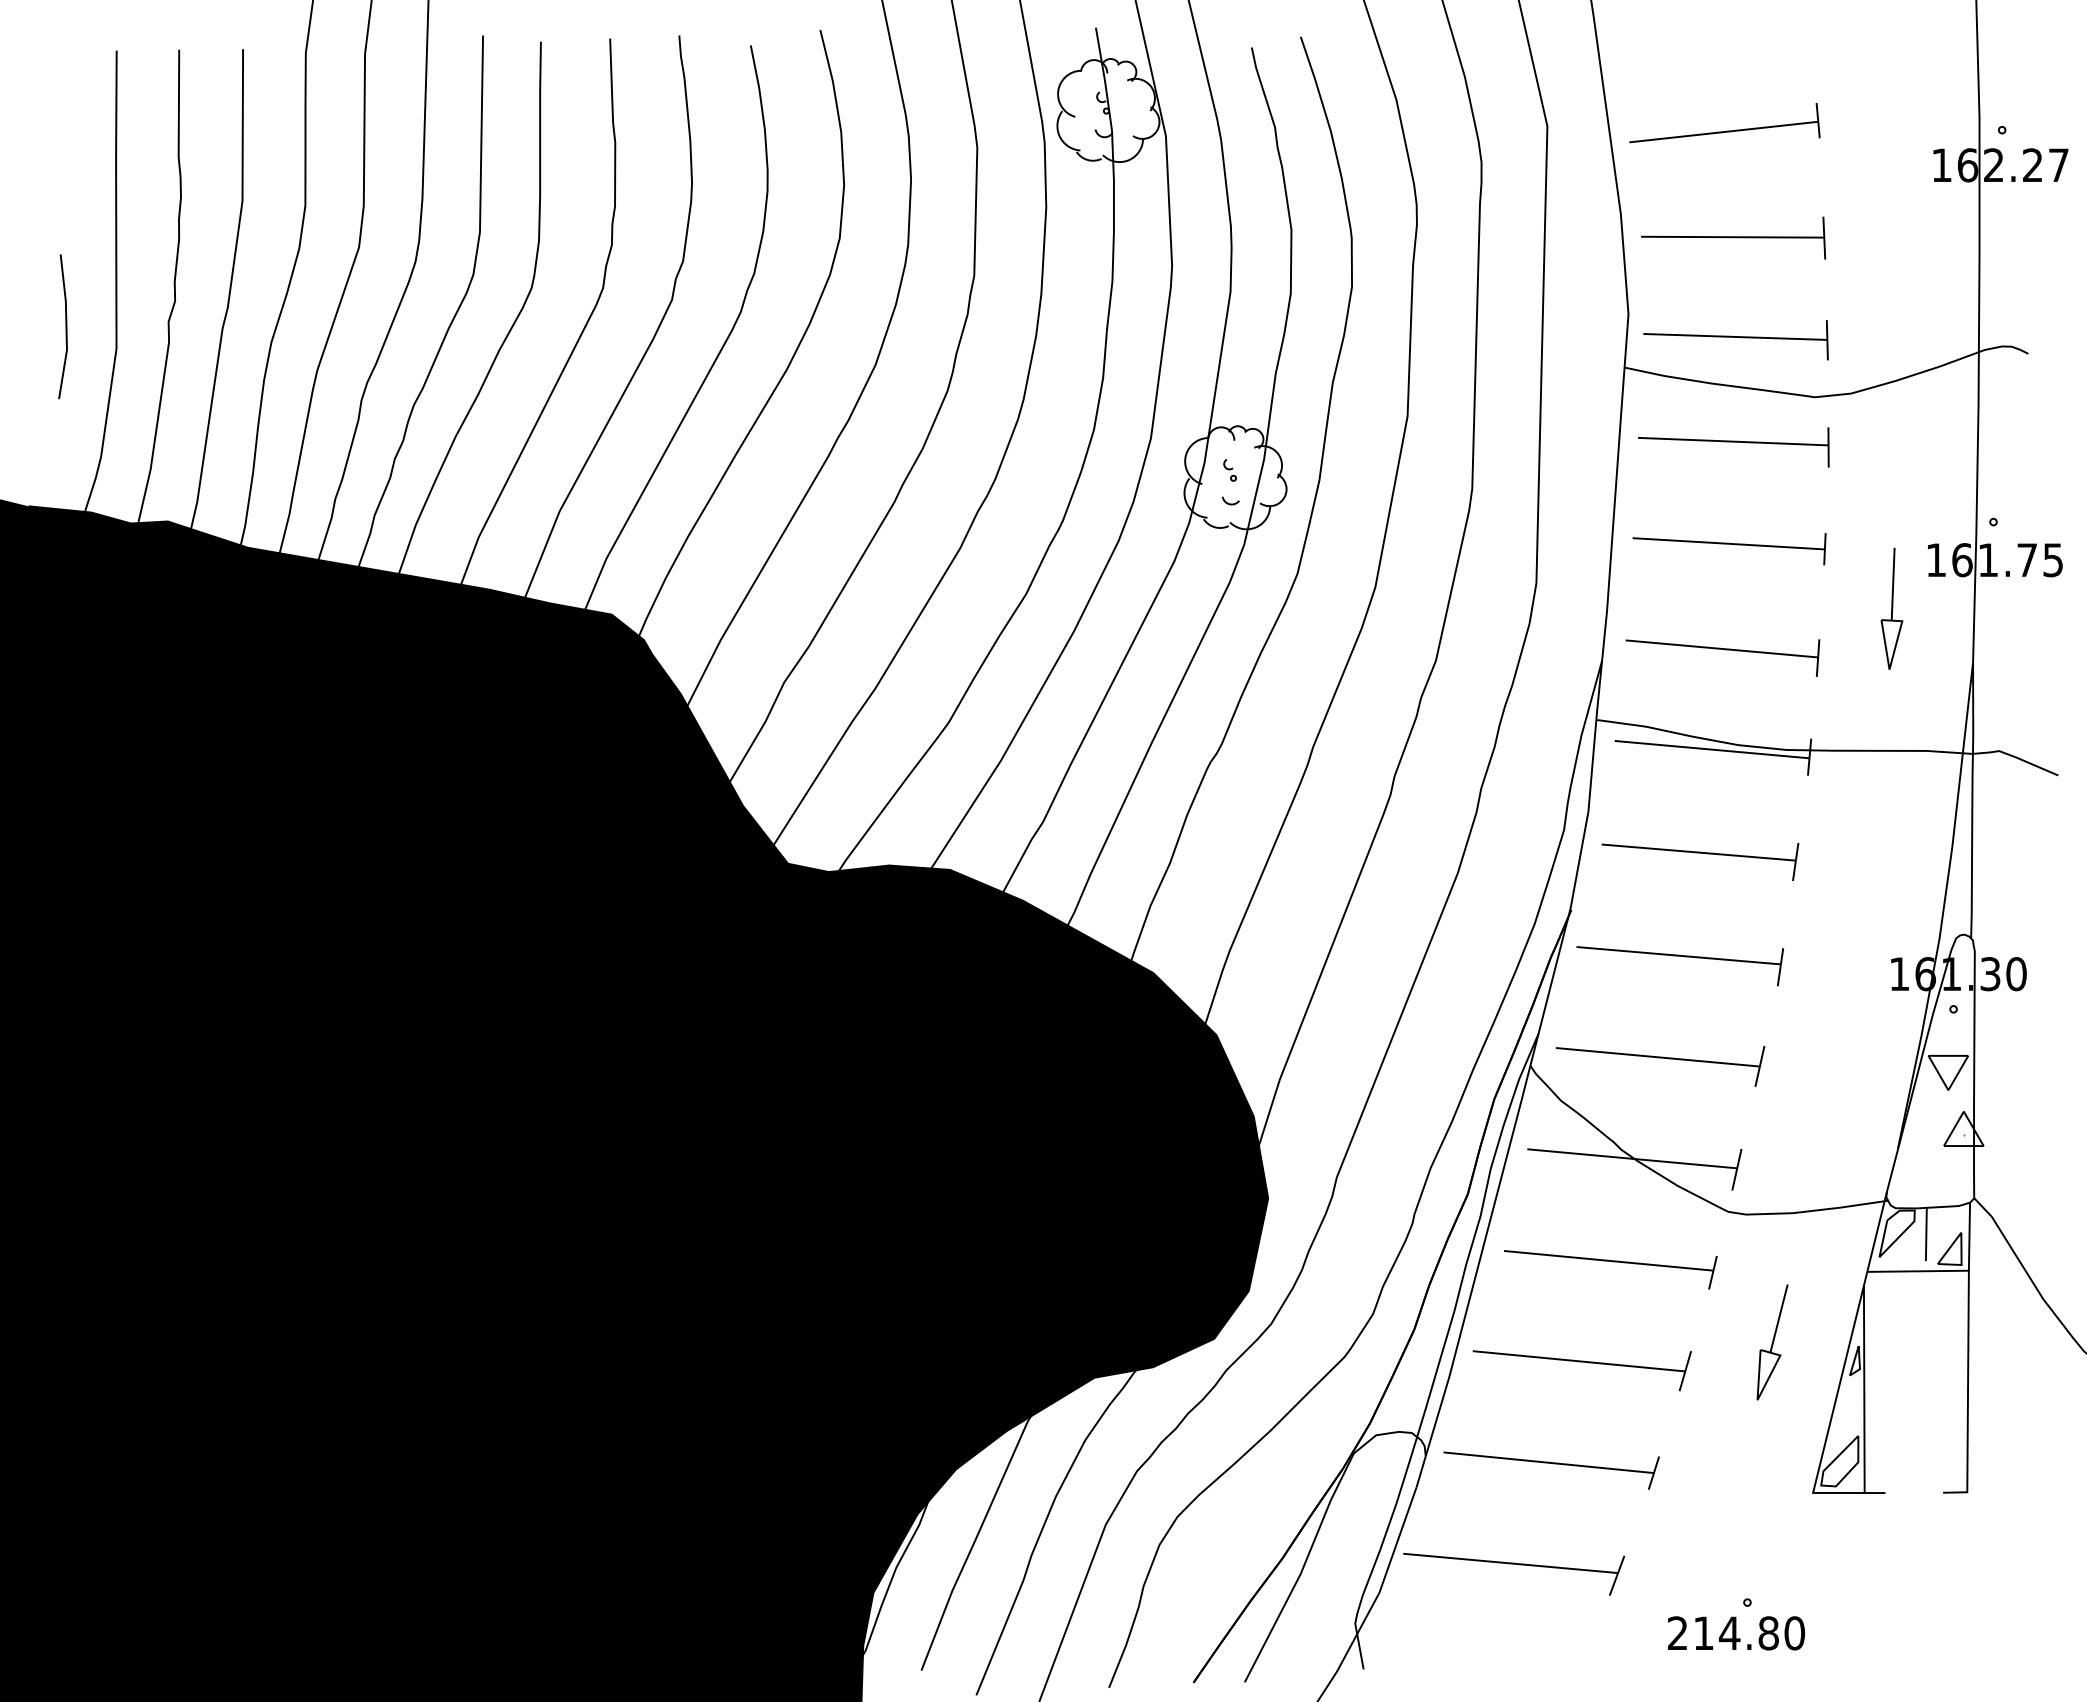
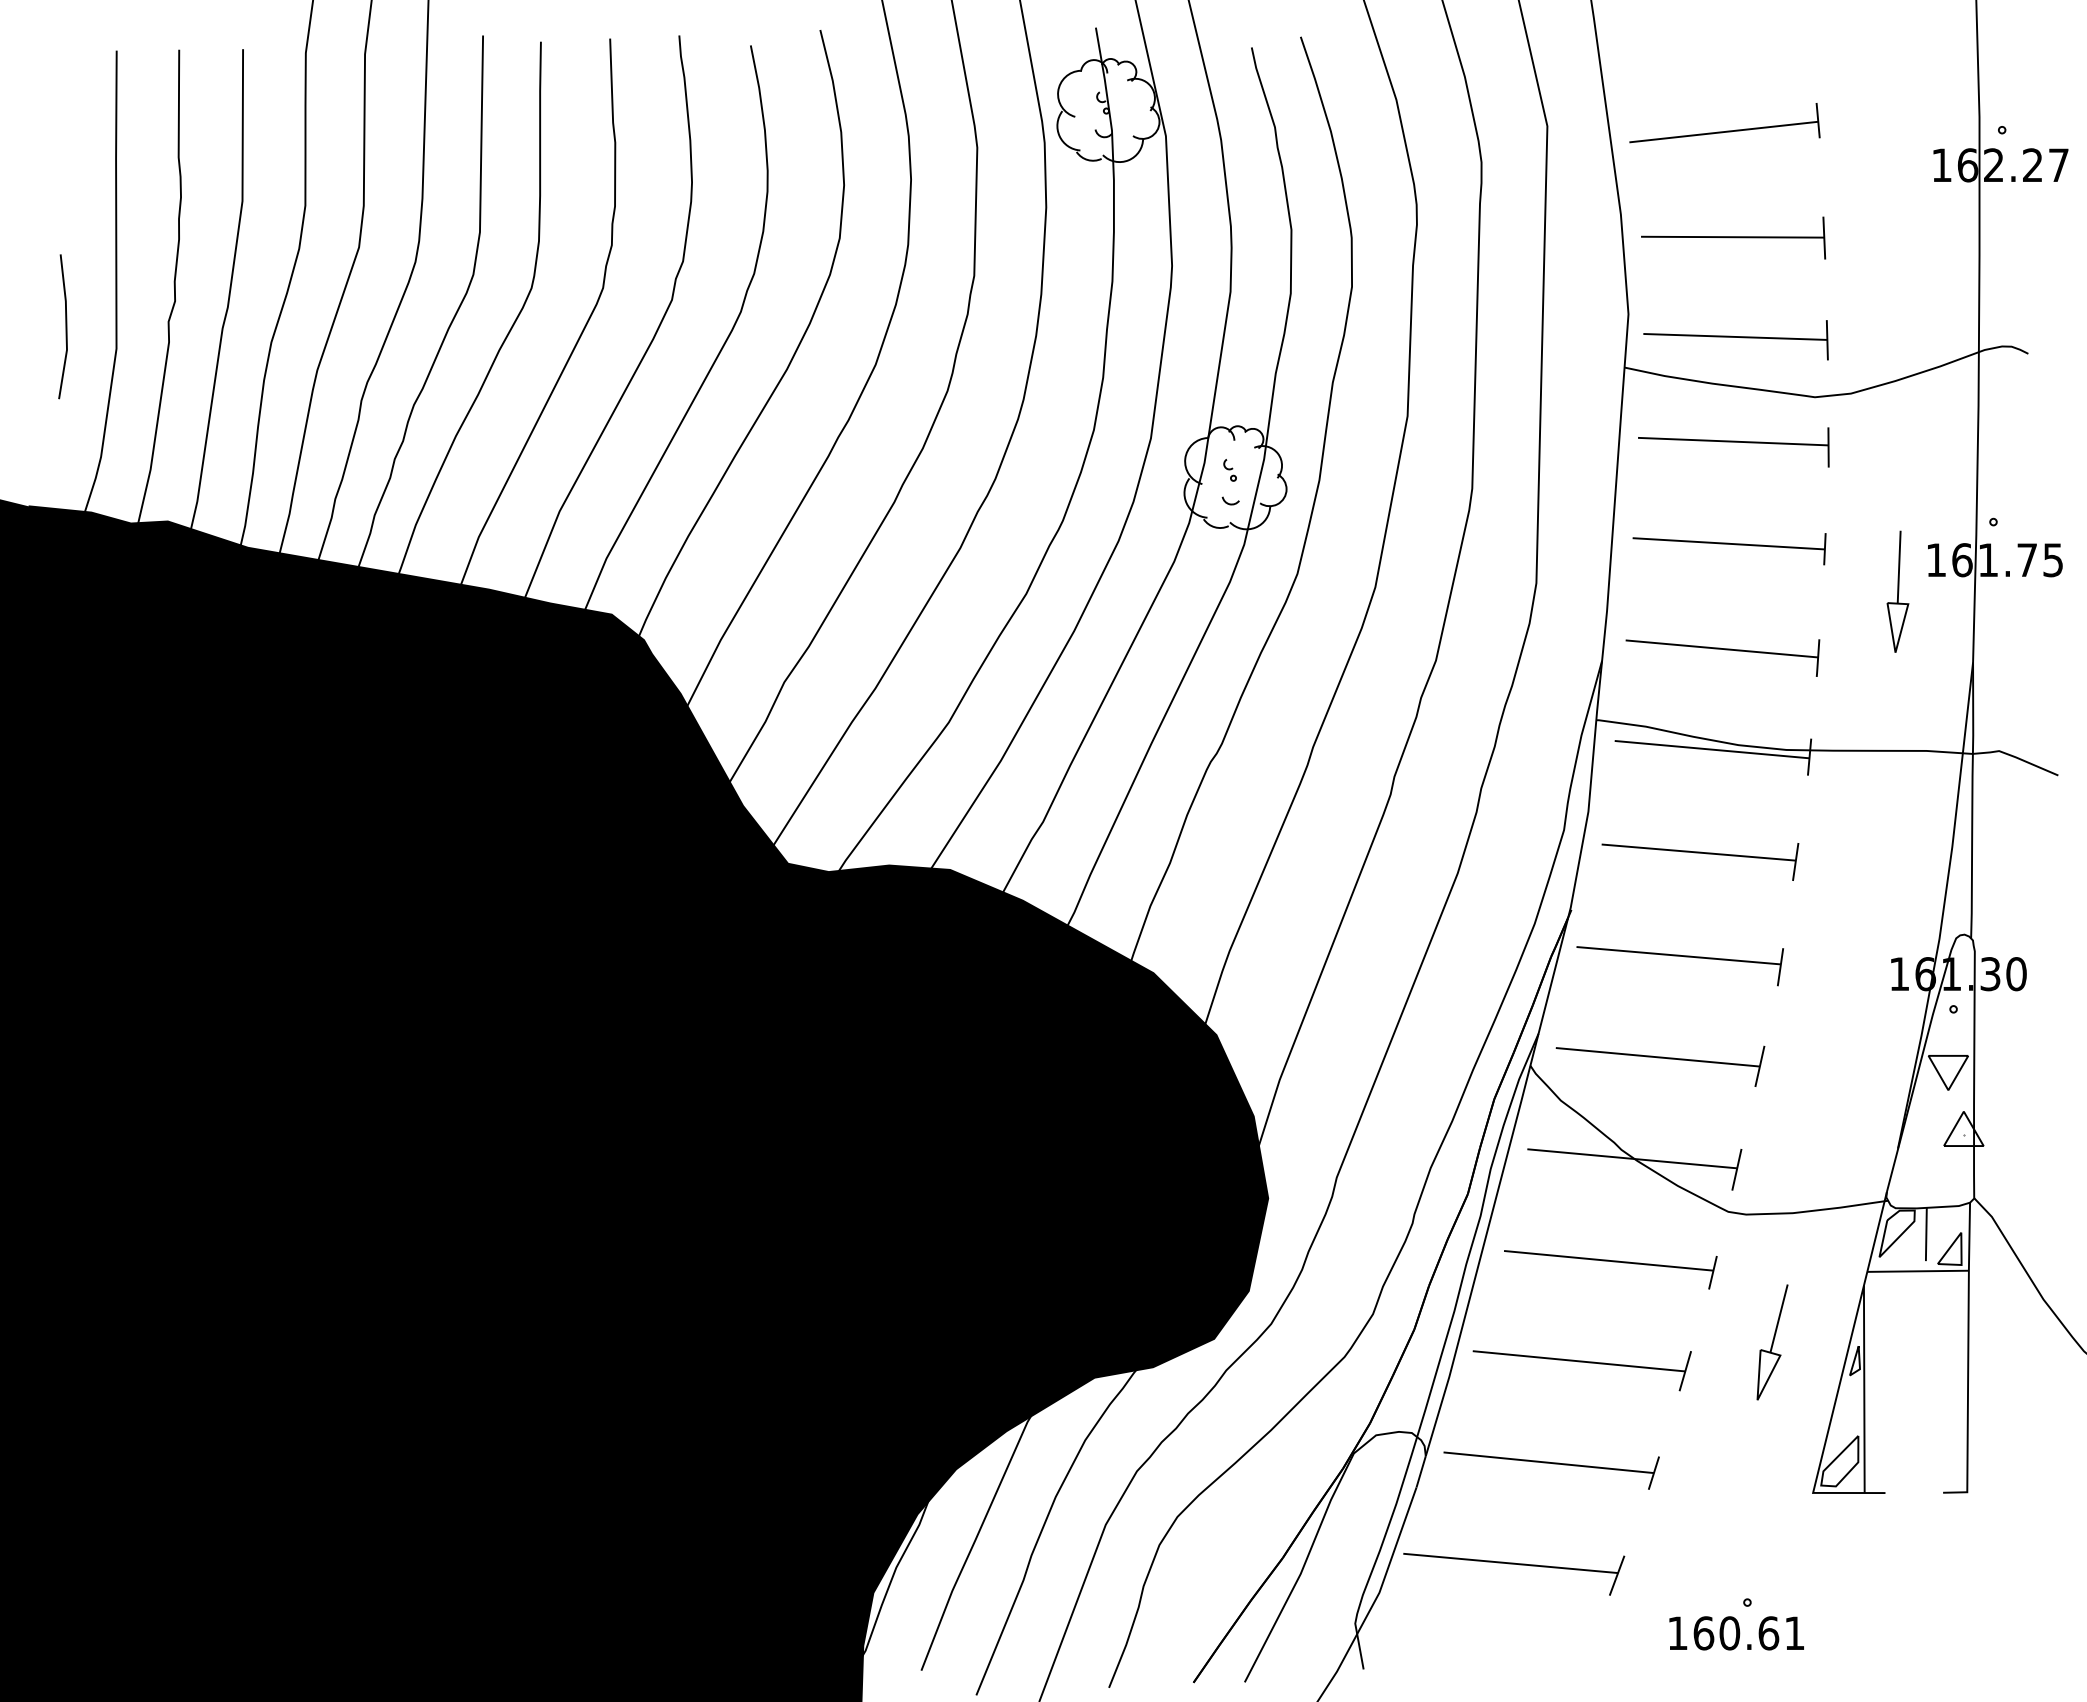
part position: (1891, 608) -> (1897, 591) (1897, 591)
text: 214.80 -> 160.61 (1736, 1633)
